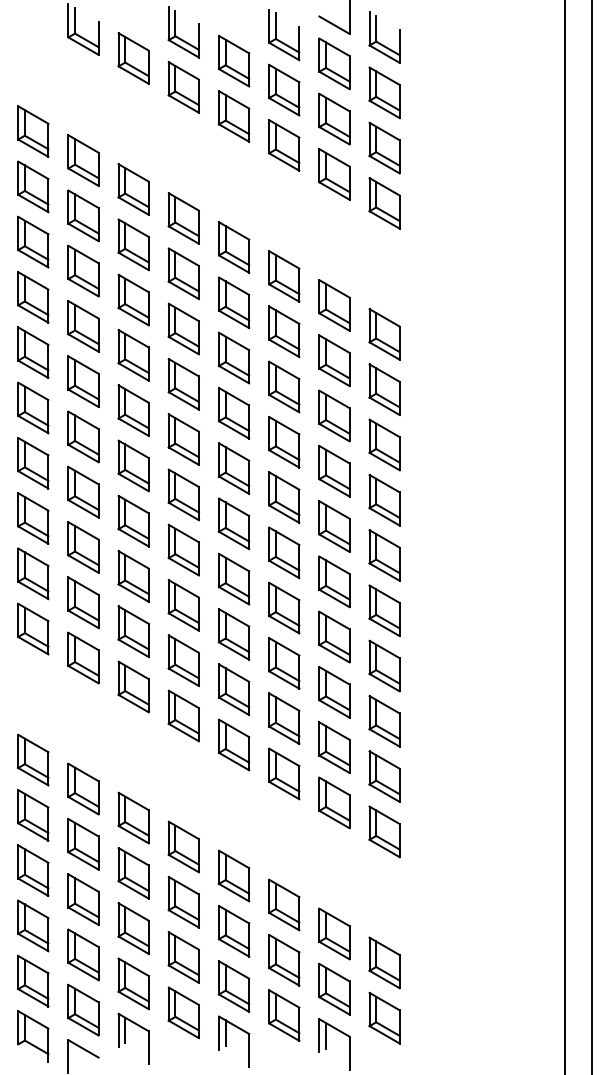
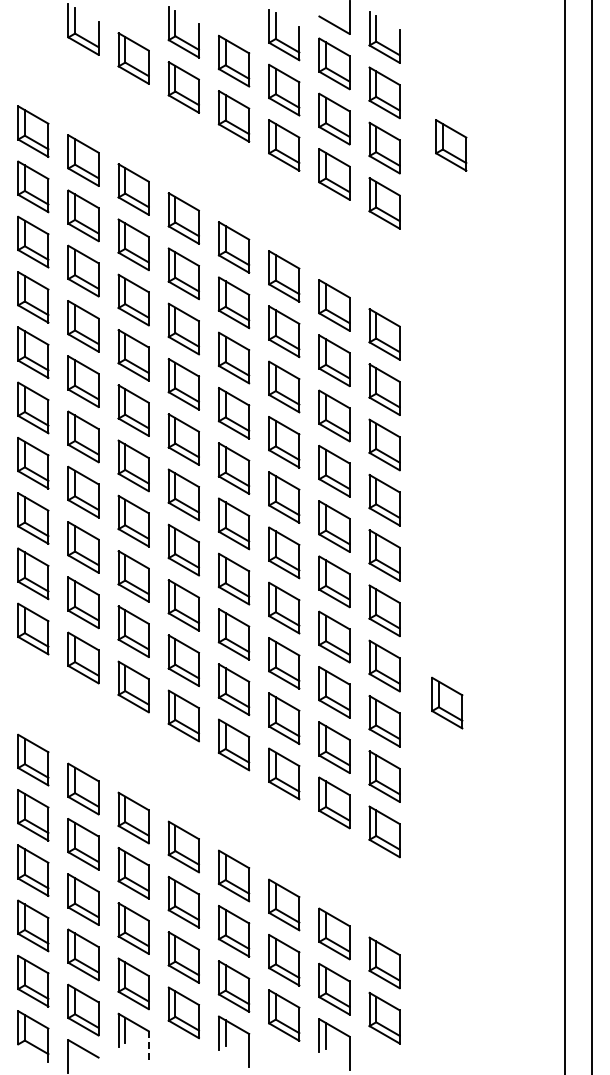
part: none -> present (451, 145)
part: none -> present (447, 702)
line: solid -> dashed (148, 1047)
